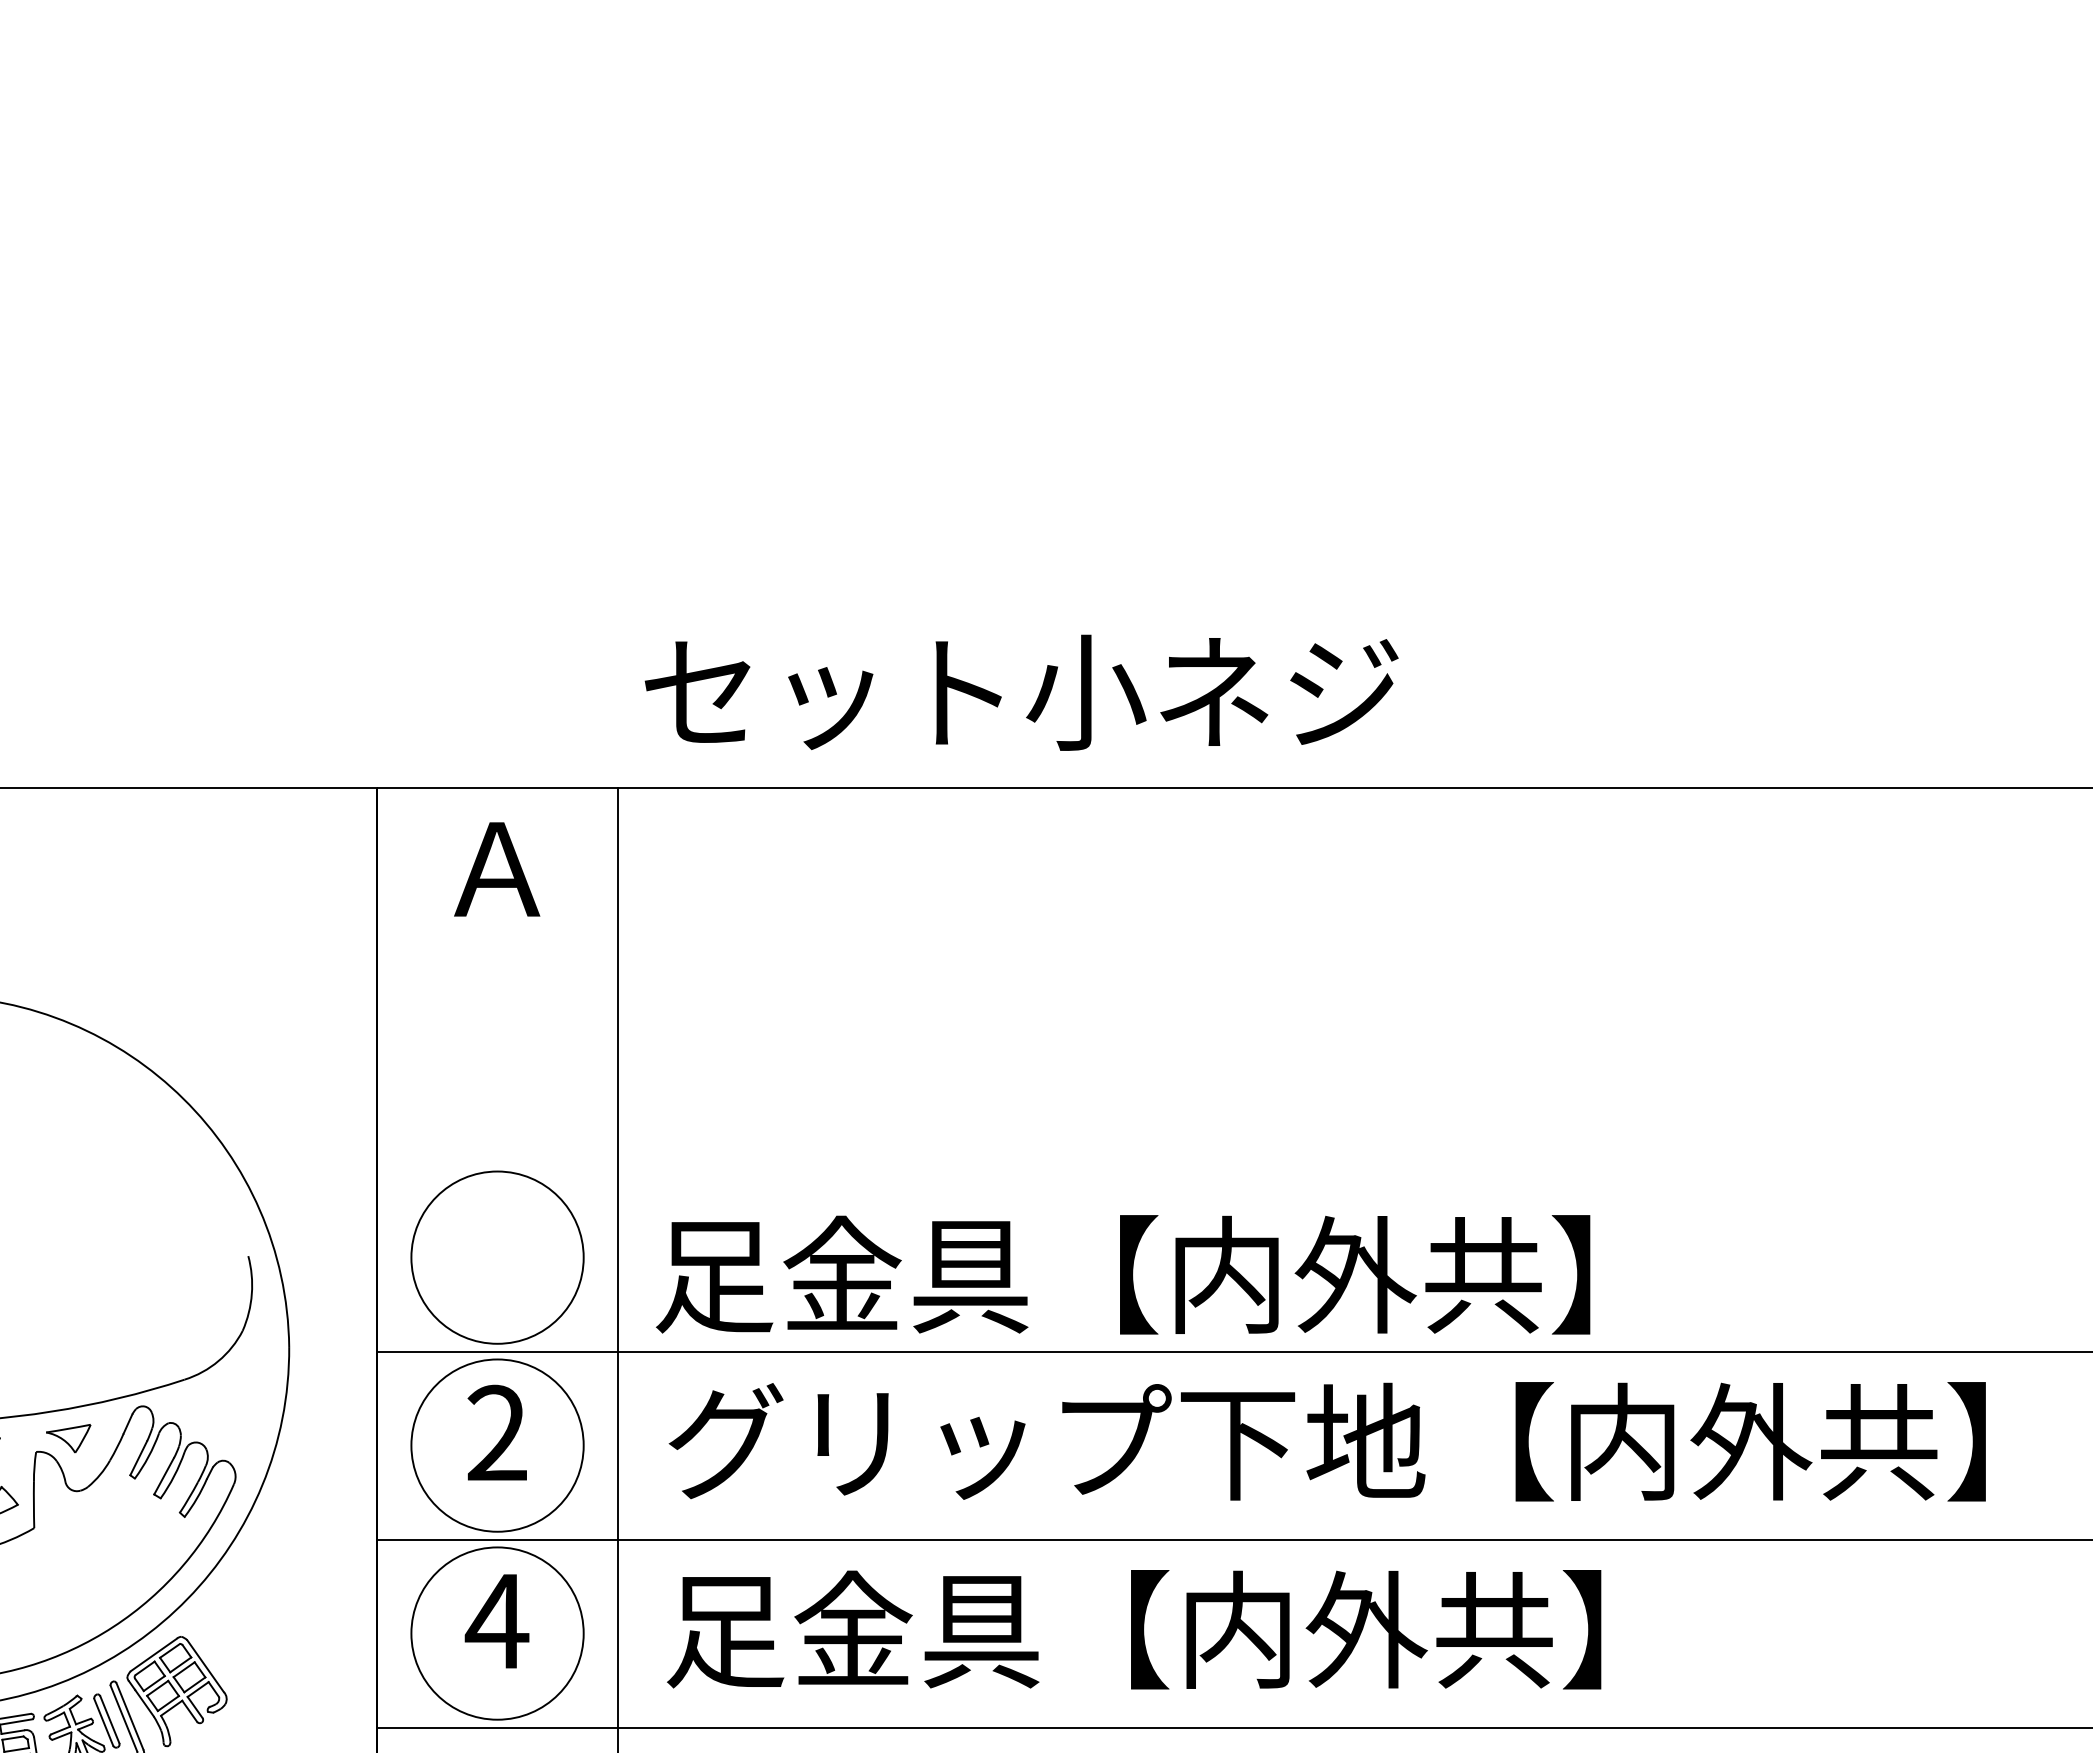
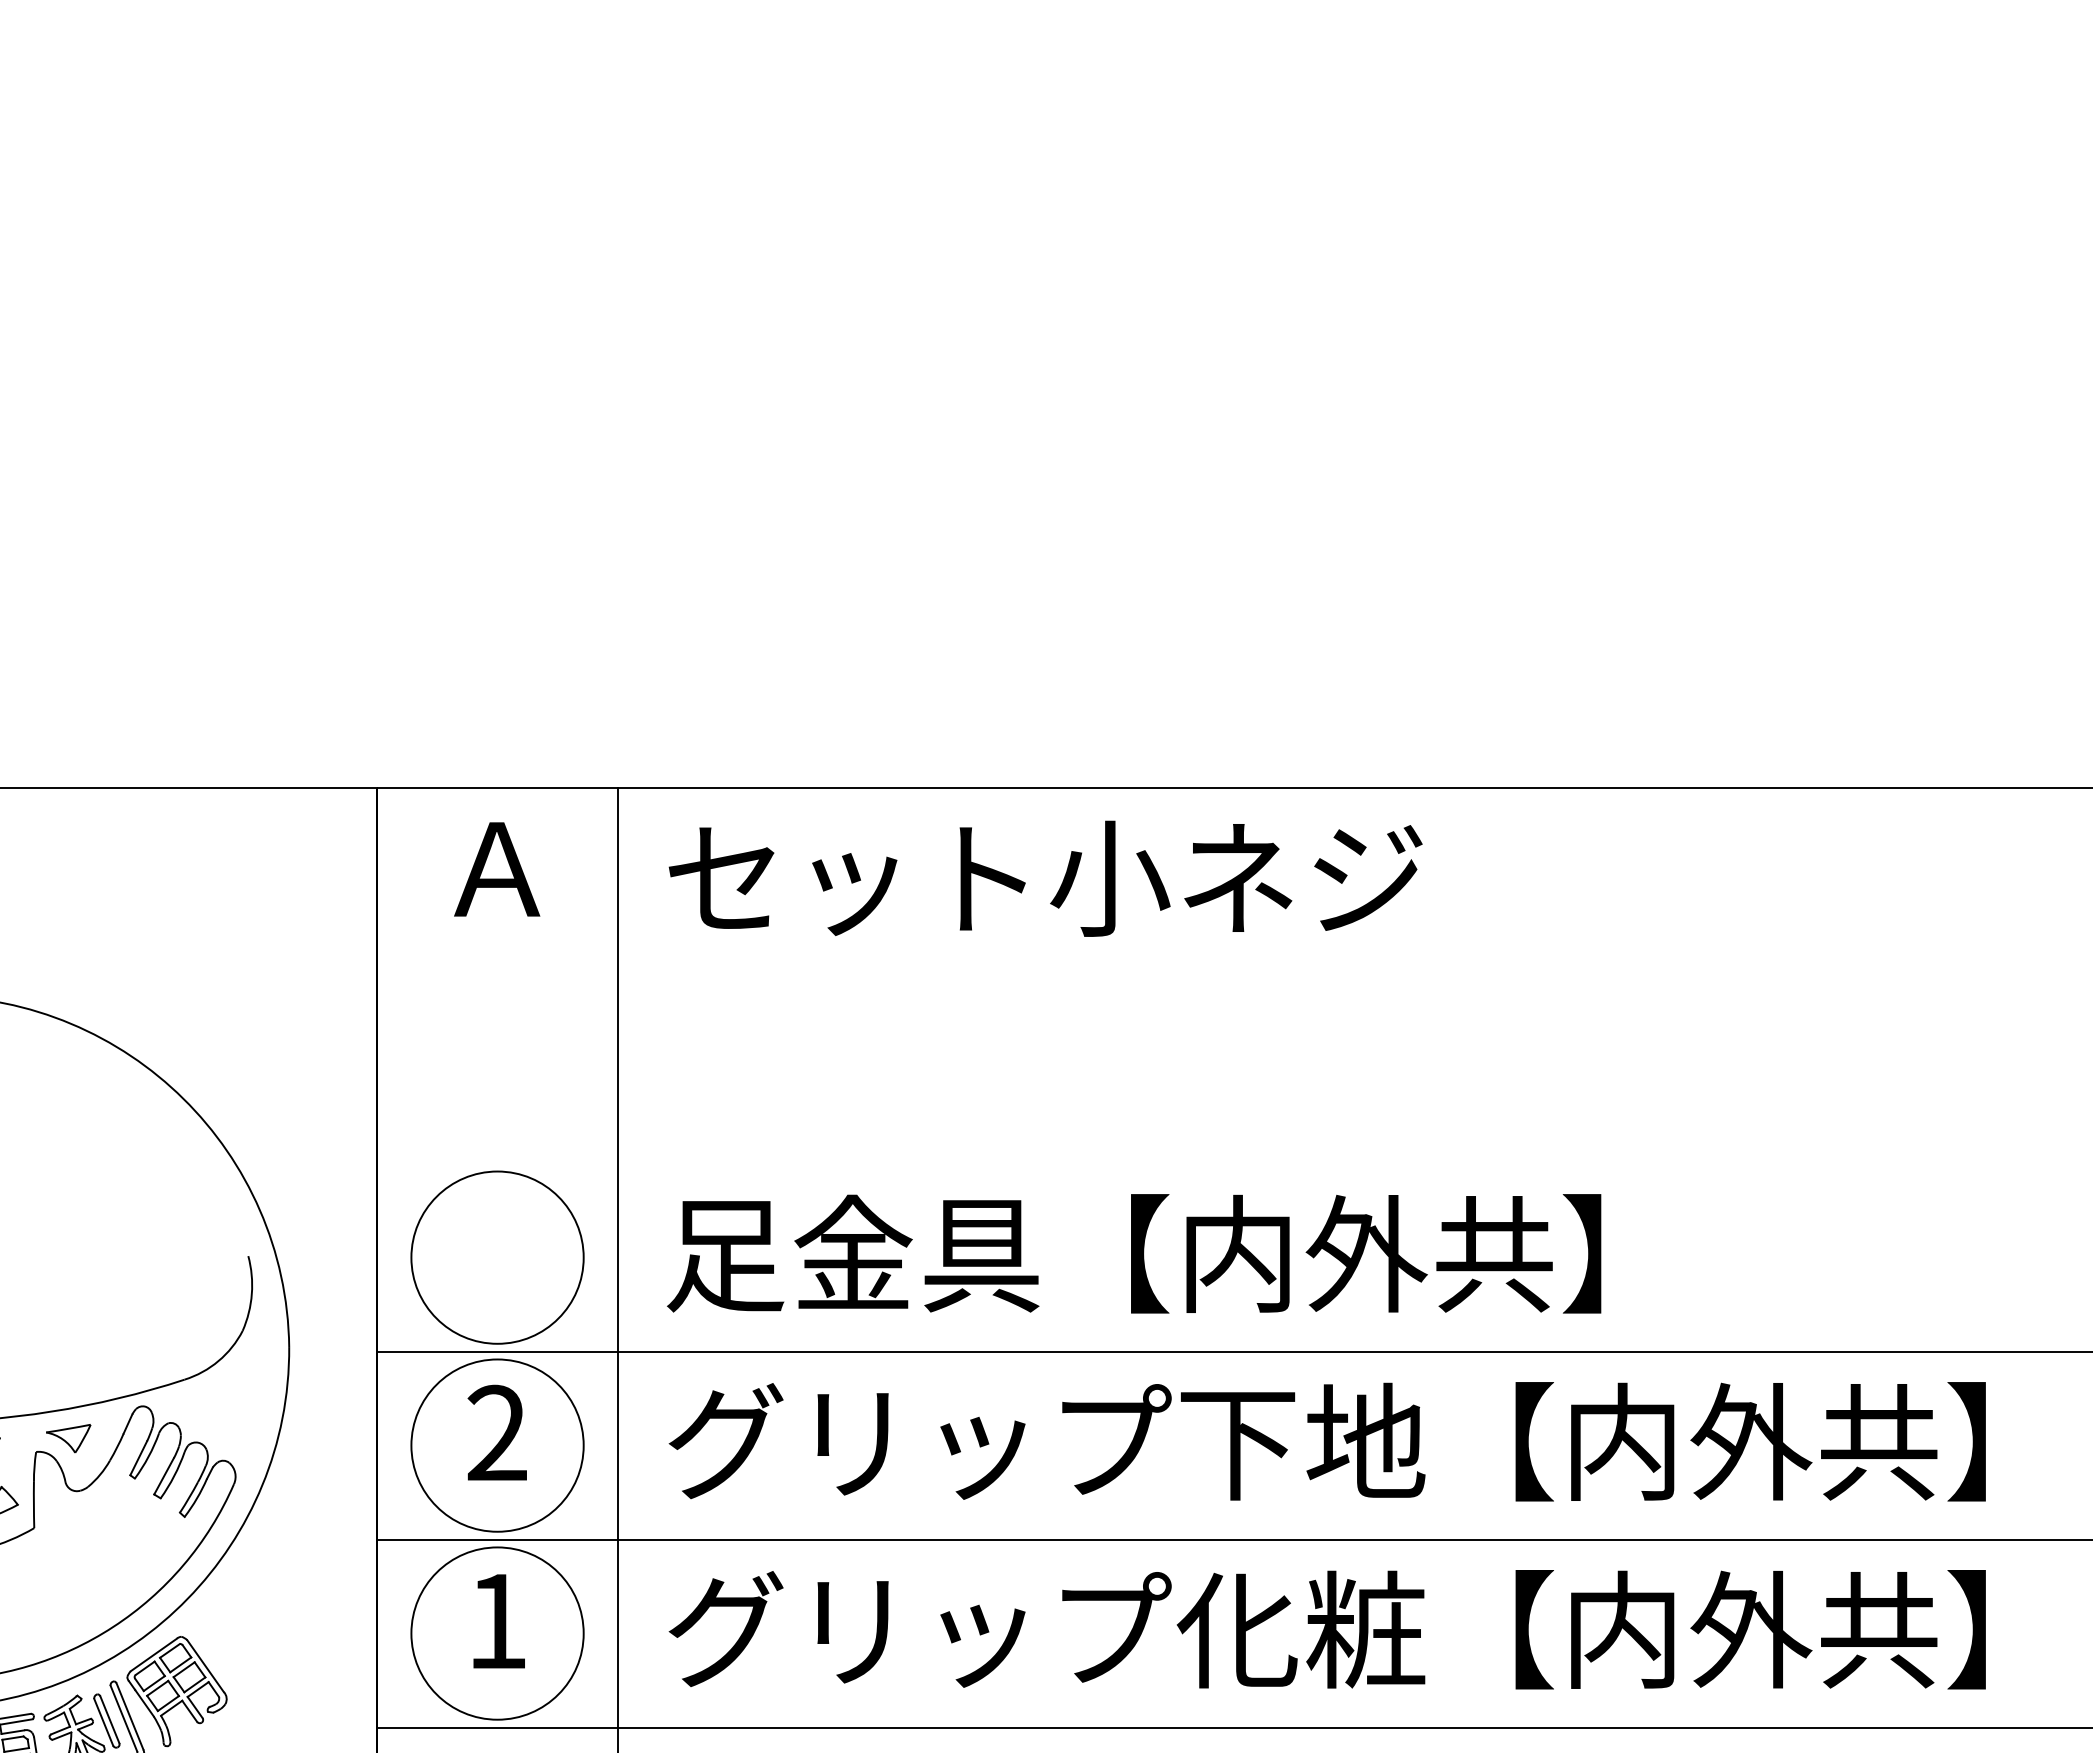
text position: (1021, 692) -> (1045, 878) (1045, 878)
text position: (1123, 1274) -> (1134, 1253) (1134, 1253)
text: 4 -> 1 (496, 1621)
text: 足金具【内外共】 -> グリップ化粧【内外共】 (1326, 1629)
